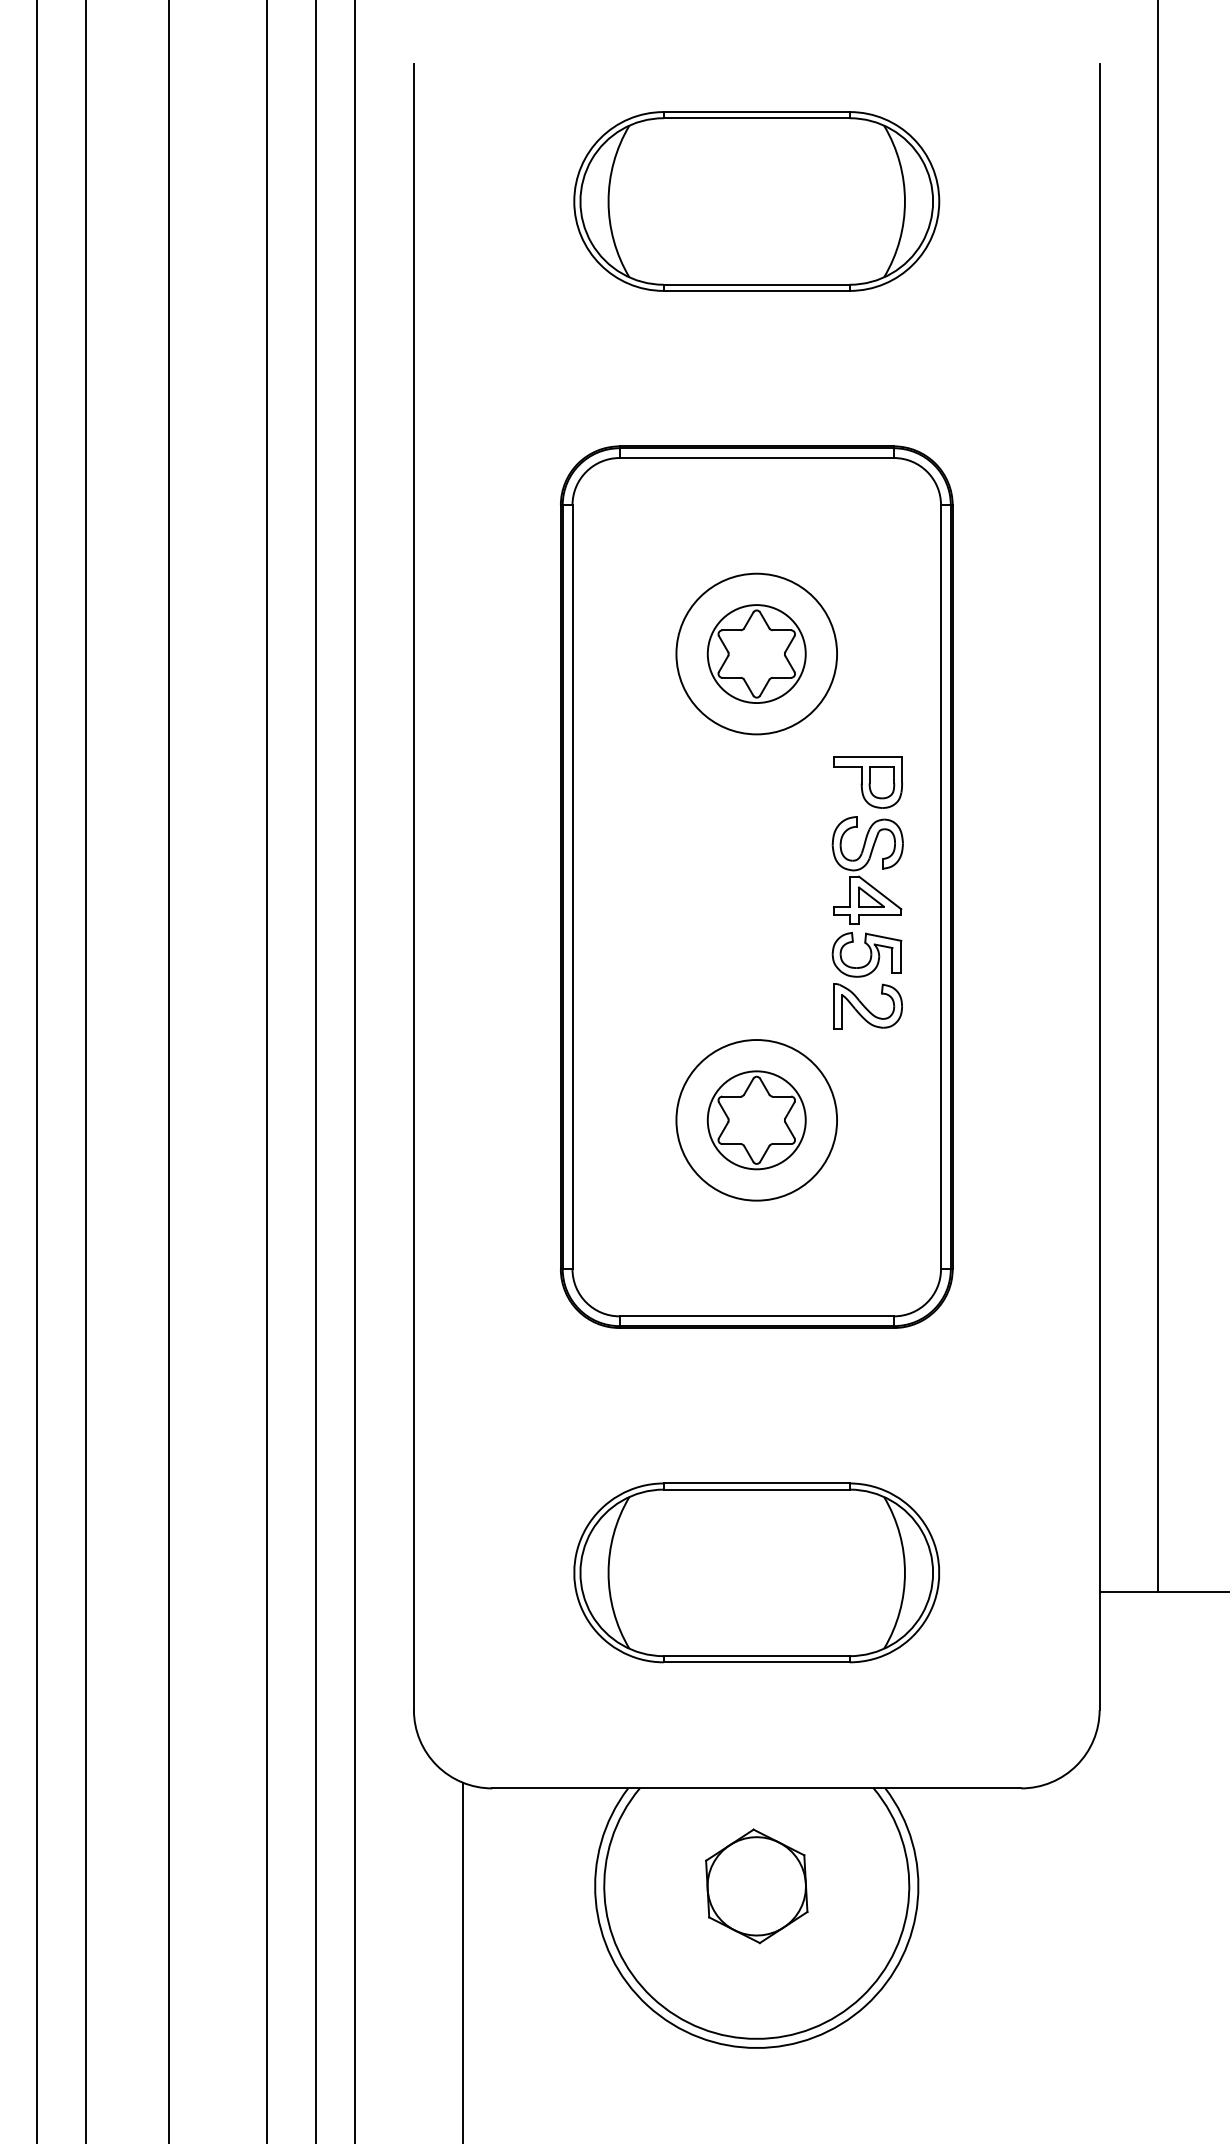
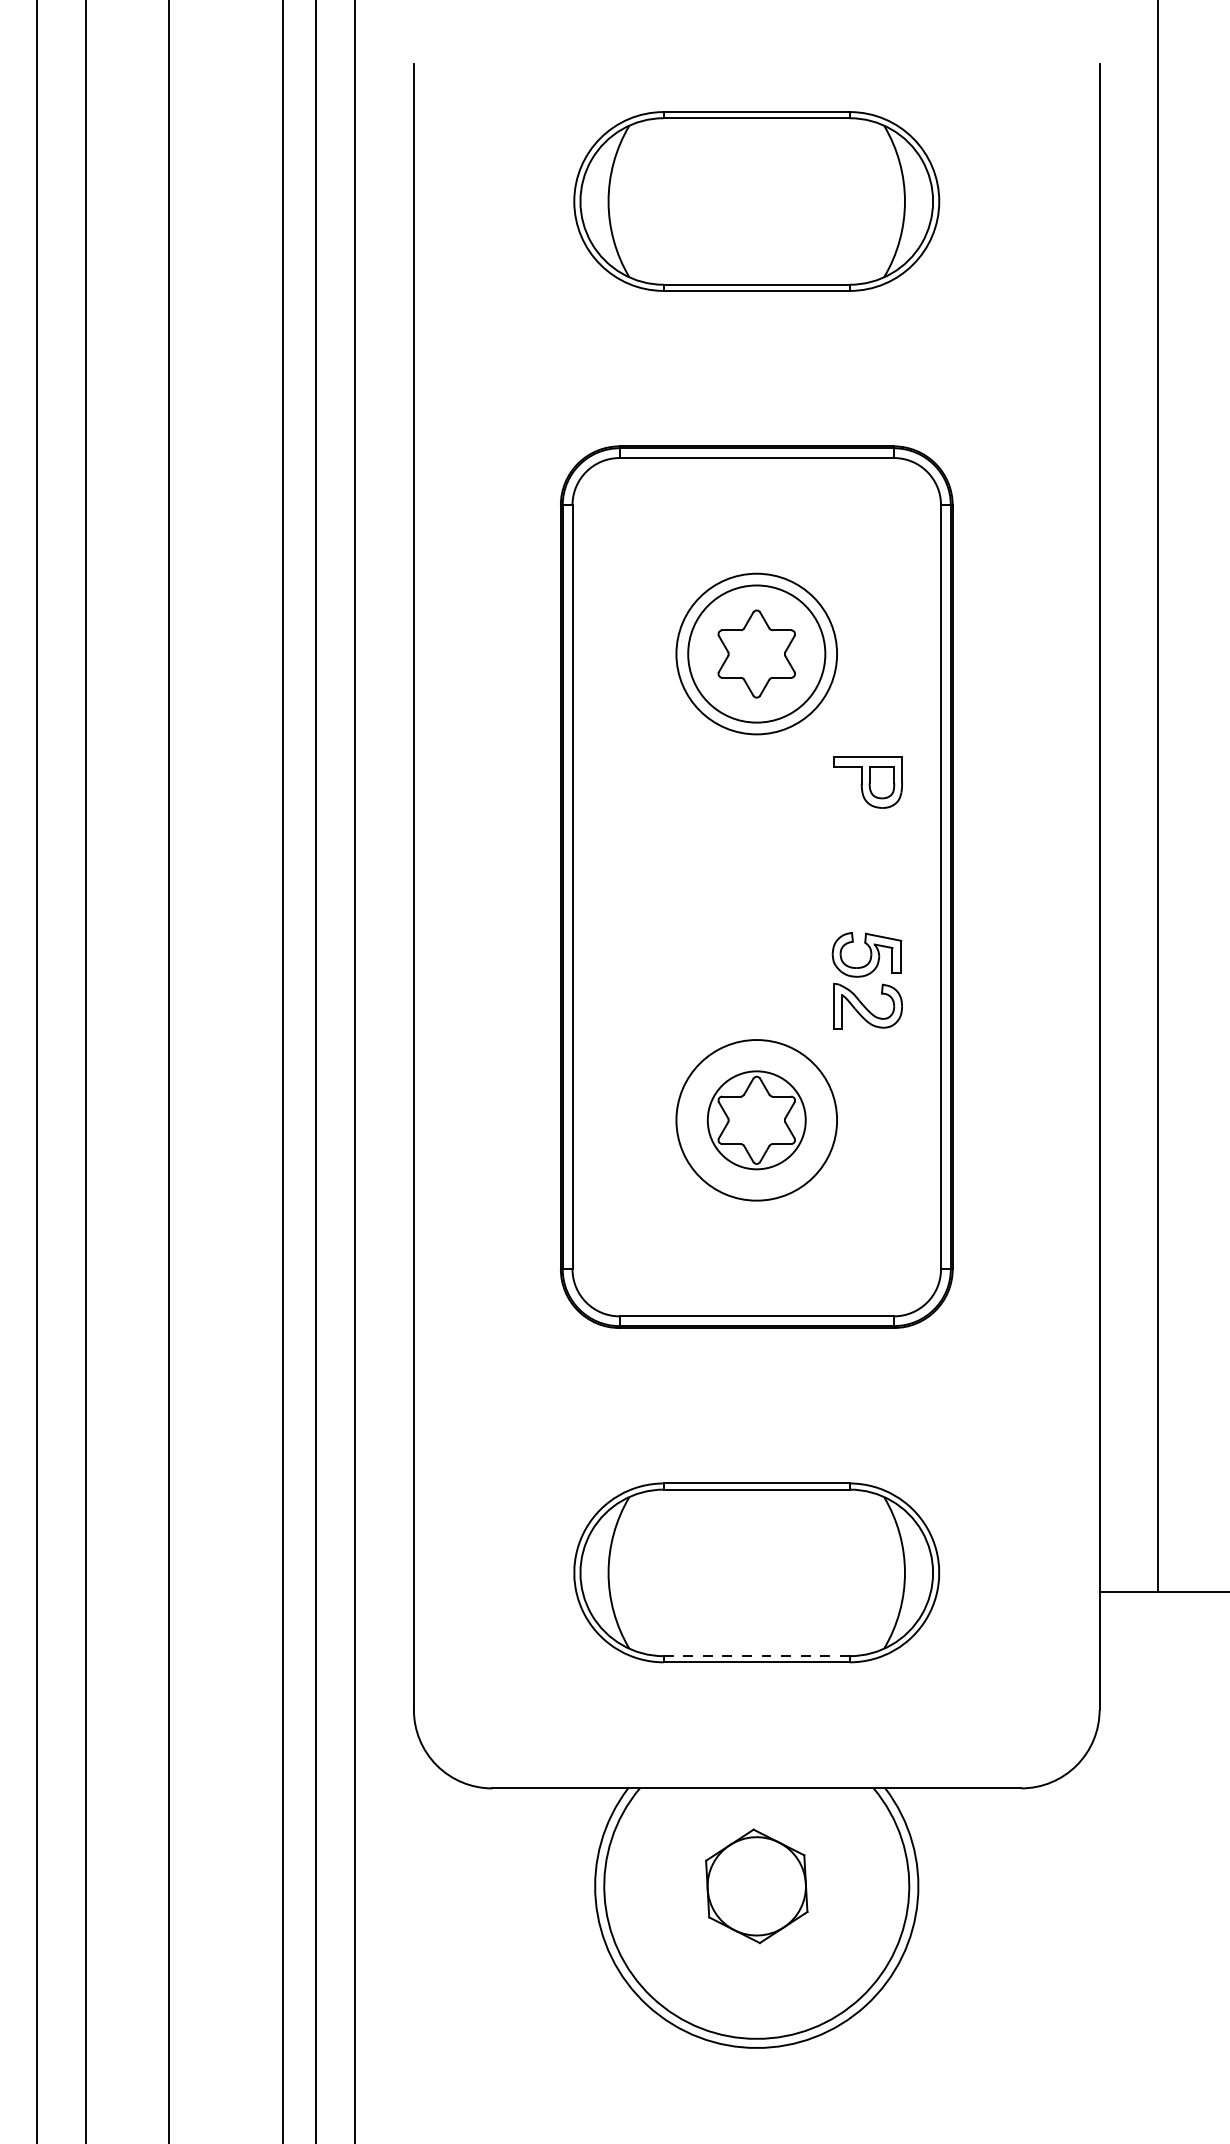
circle diameter: 98 px -> 137 px (756, 653)
part: present -> none (867, 870)
line position: (266, 1071) -> (282, 1071) (282, 1071)
line: solid -> dashed (756, 1656)
line: present -> none (462, 1961)
